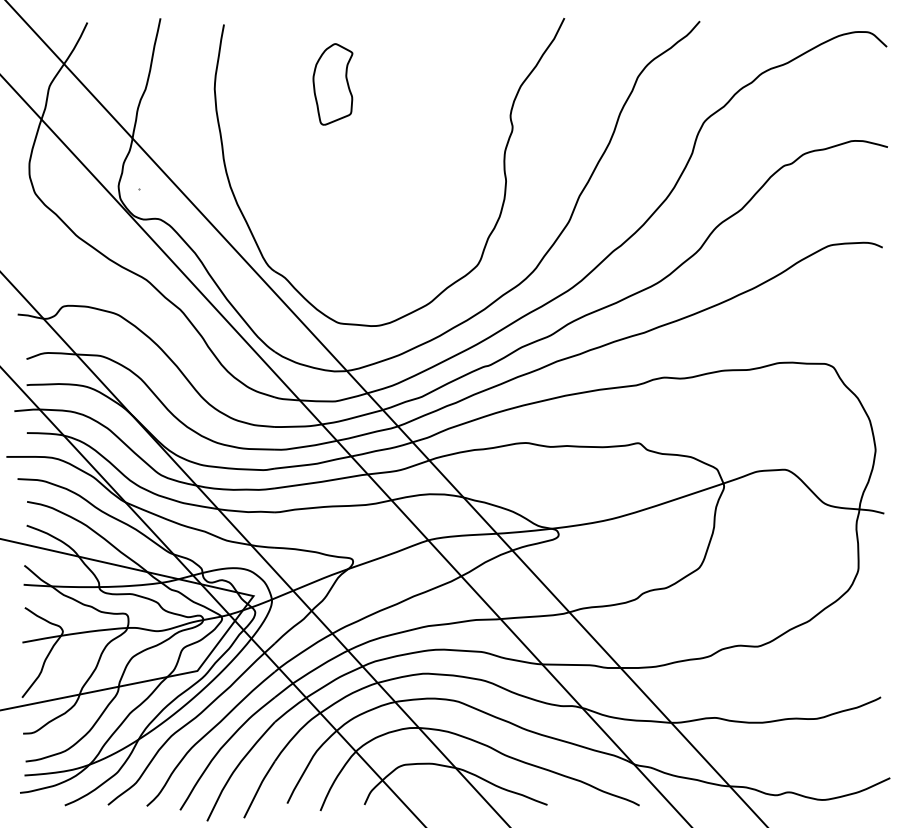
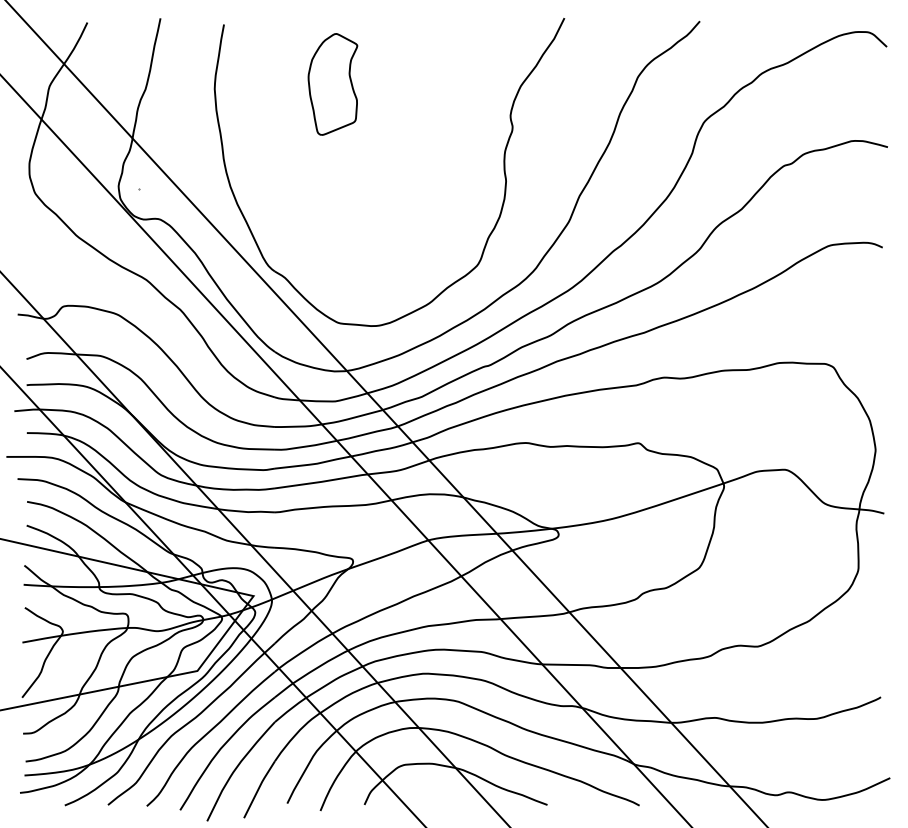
part size: 42x83 px -> 52x103 px (332, 84)
